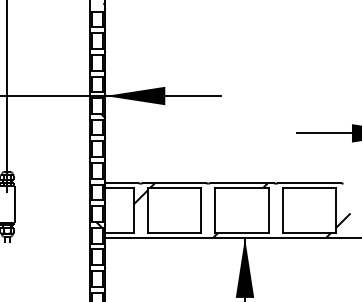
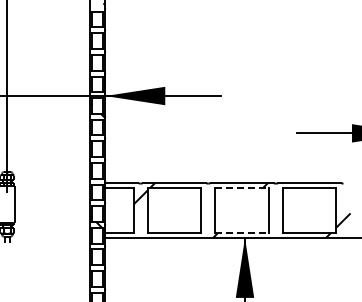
line: solid -> dashed (242, 187)
line: solid -> dashed (242, 233)
